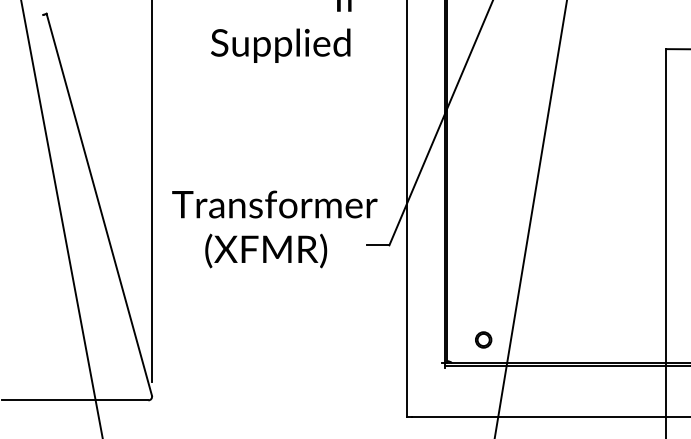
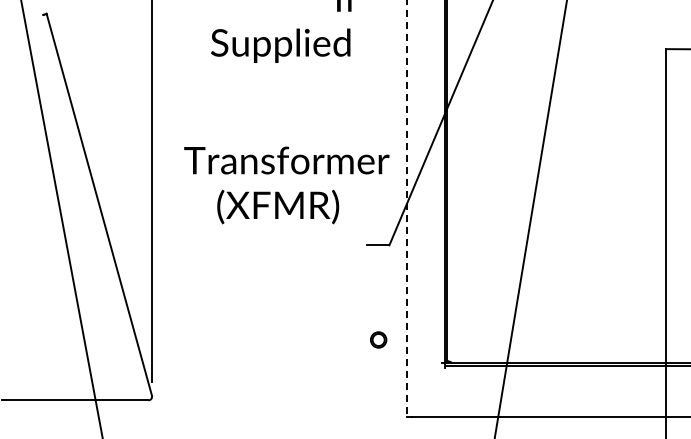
line: solid -> dashed (406, 208)
text position: (274, 229) -> (286, 185) (286, 185)
part position: (483, 339) -> (378, 339) (378, 339)
